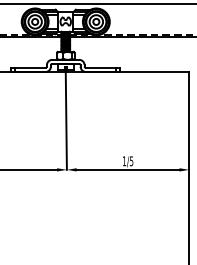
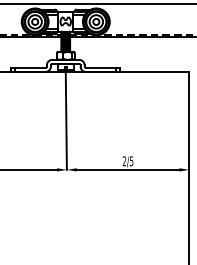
text: 1/5 -> 2/5 (123, 160)
